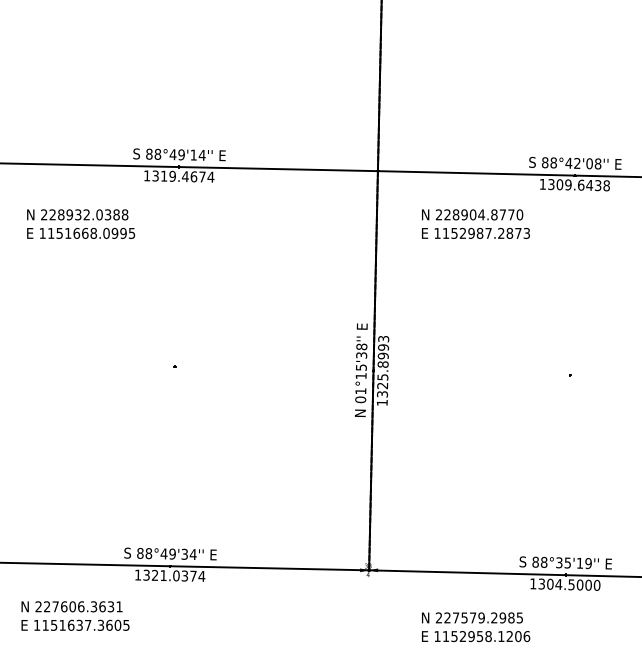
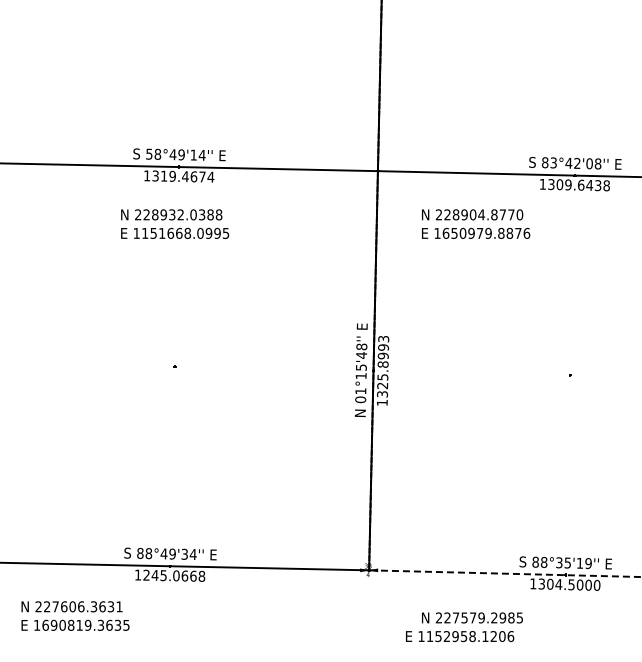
text: 88°49'14'' -> 58°49'14'' (149, 153)
text: 88°42'08'' -> 83°42'08'' (553, 162)
text position: (81, 223) -> (175, 223) (175, 223)
text: 1152987.2873 -> 1650979.8876 (486, 232)
text: 01°15'38'' -> 01°15'48'' (361, 355)
line: solid -> dashed (505, 573)
text: 1321.0374 -> 1245.0668 (174, 575)
text: 1151637.3605 -> 1690819.3635 (81, 624)
text position: (476, 636) -> (460, 636) (460, 636)
